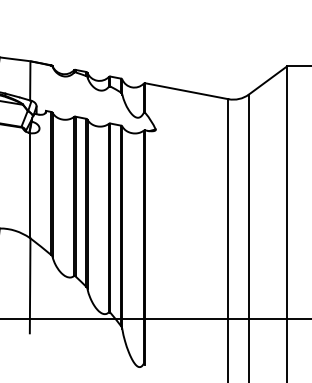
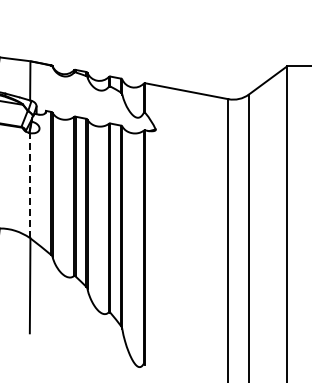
line: solid -> dashed (29, 184)
line: present -> none (155, 319)
